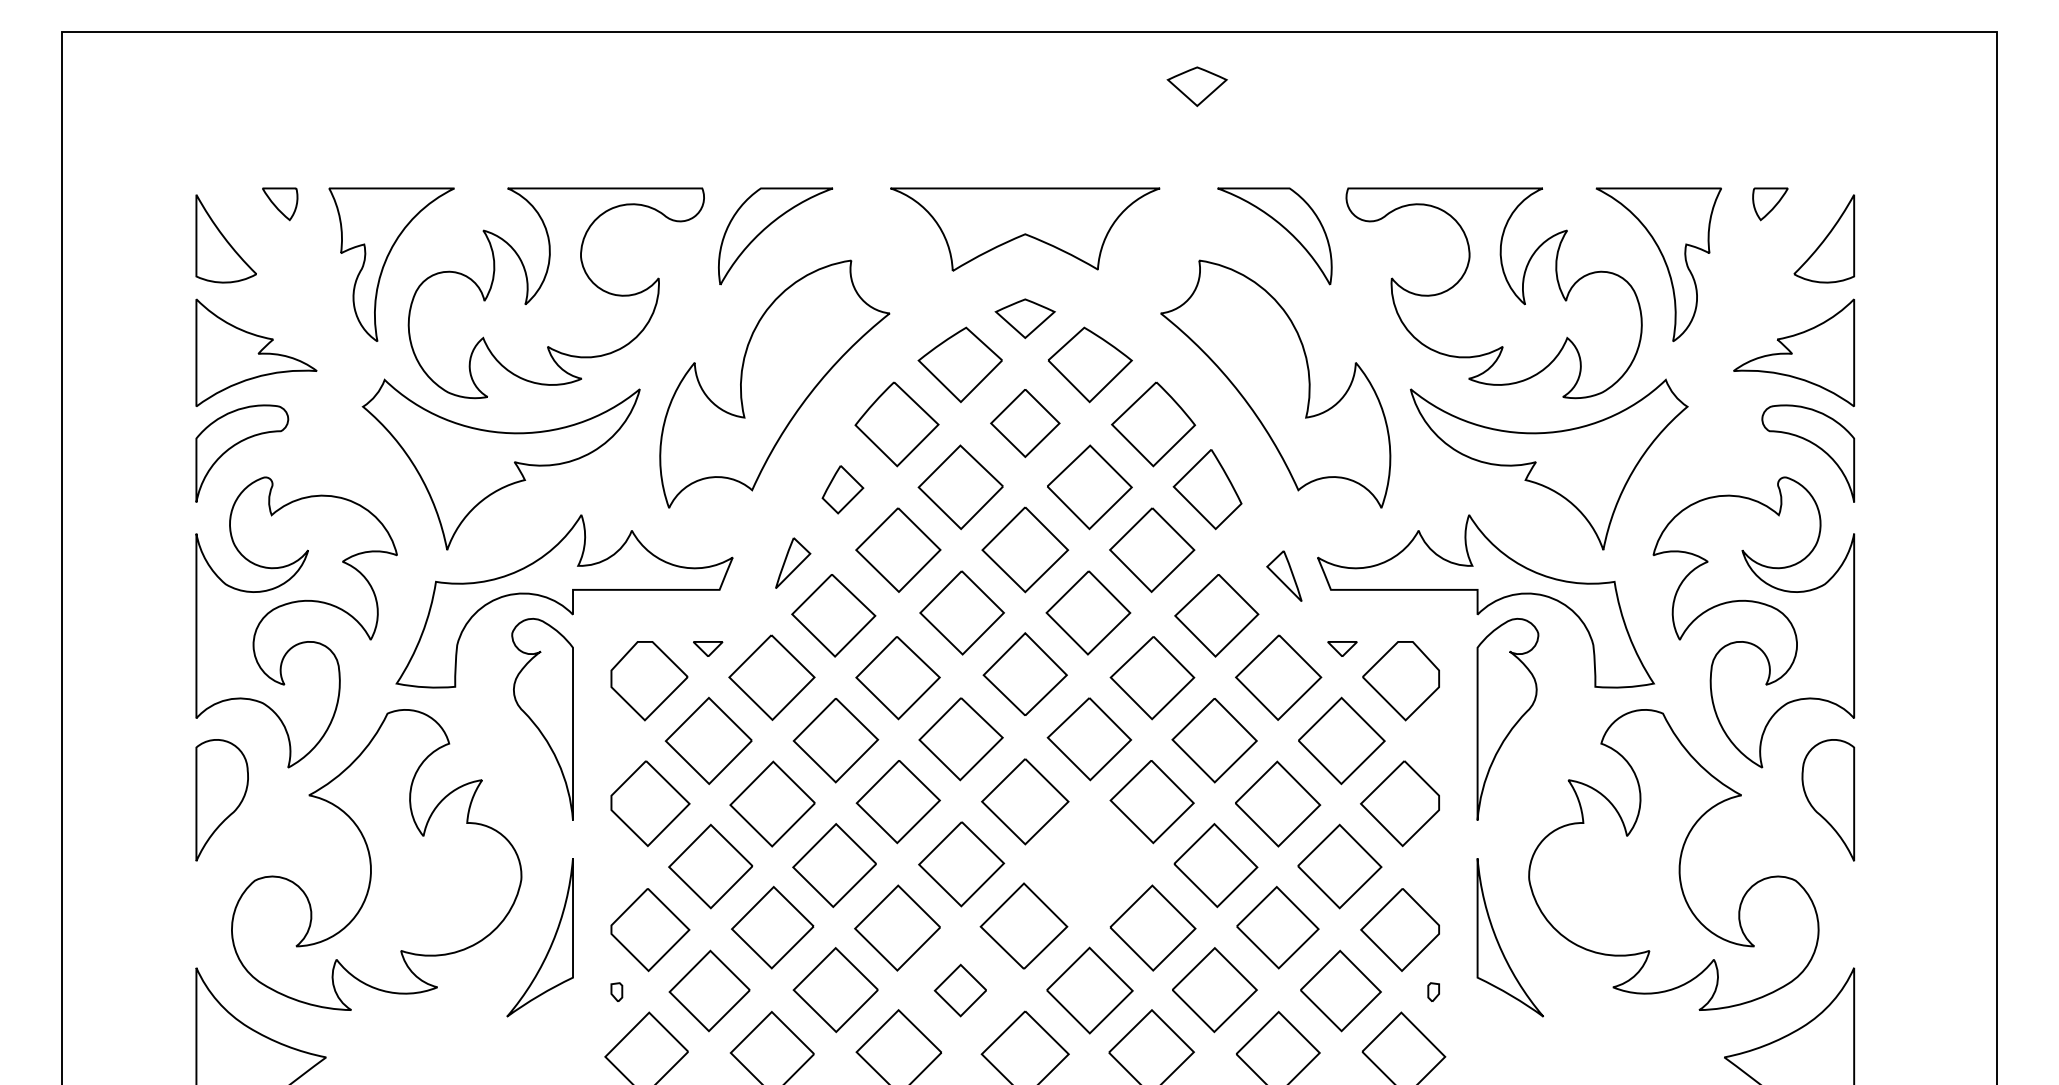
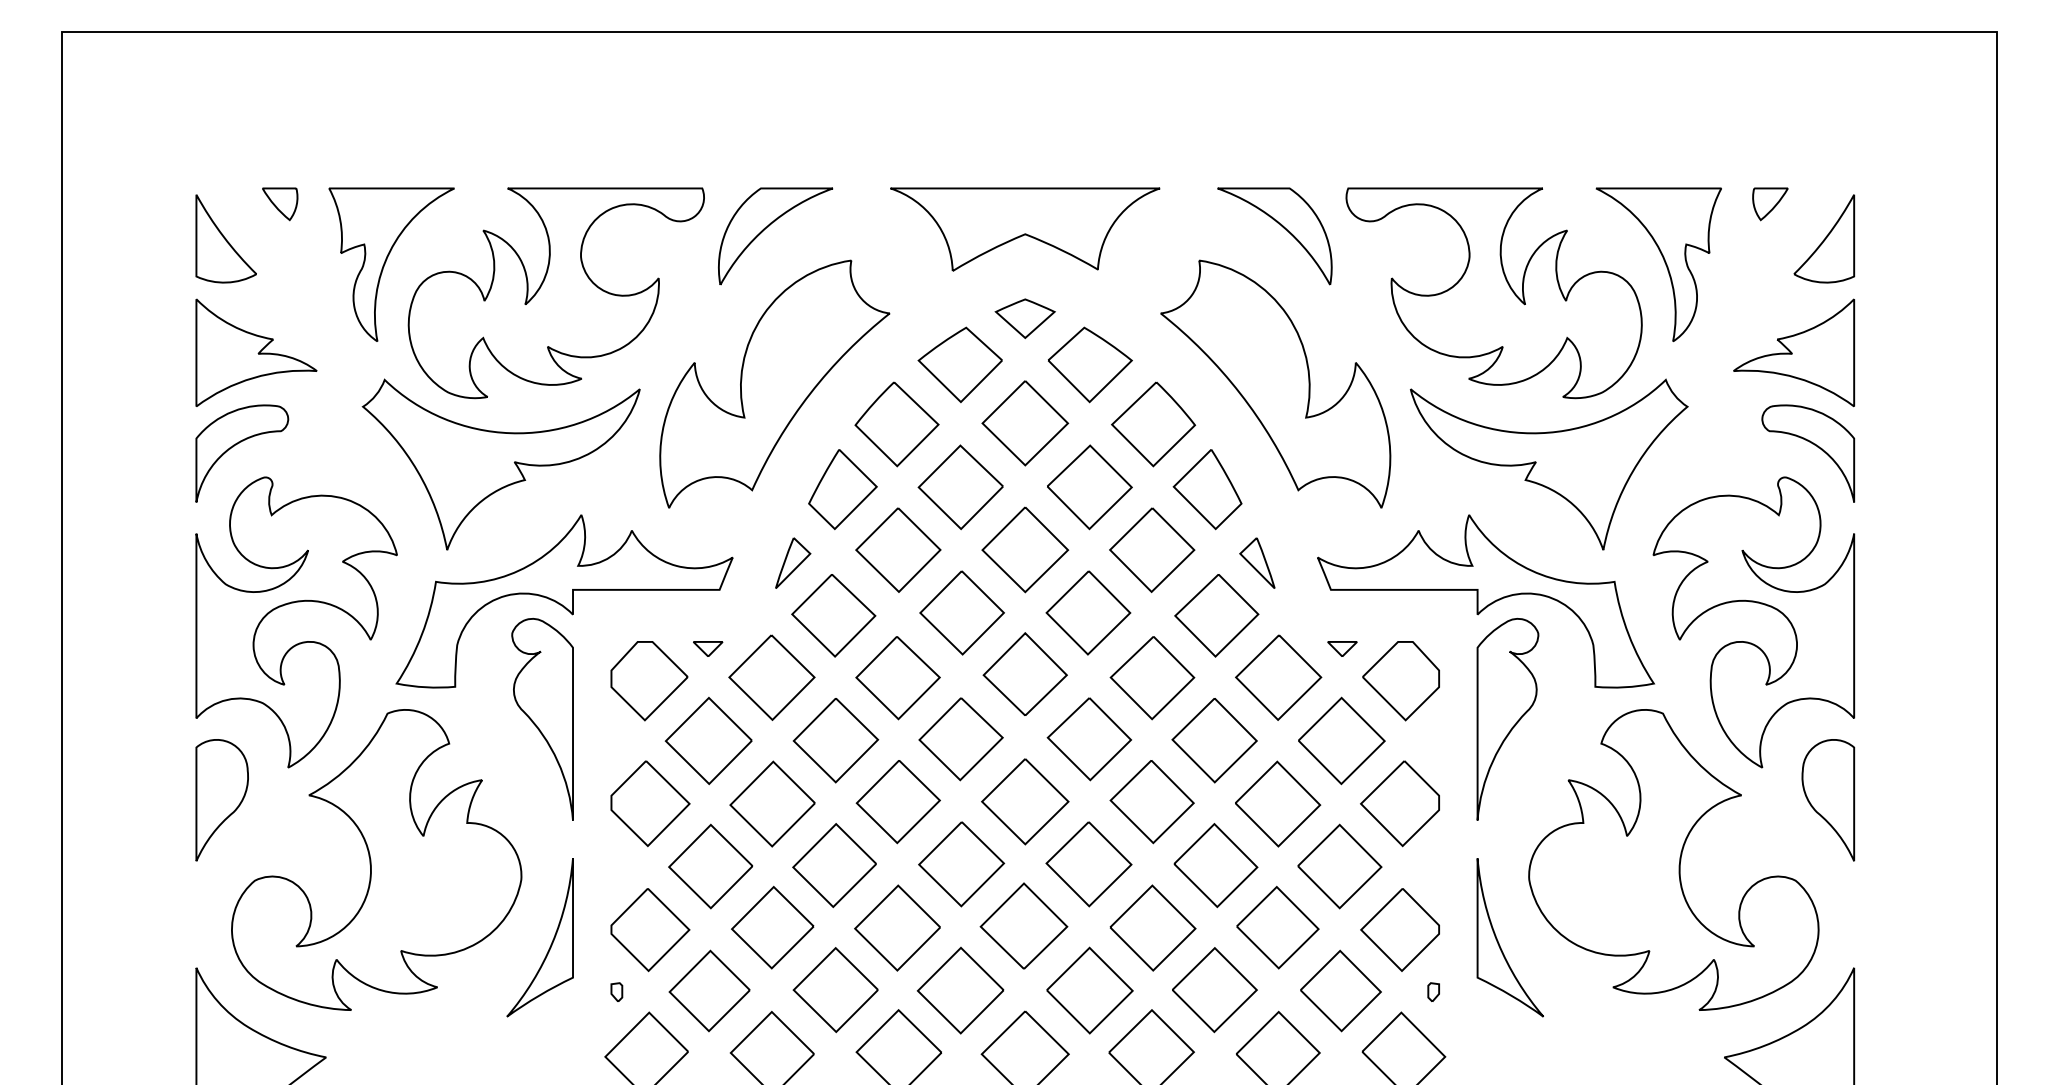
part: present -> none (1196, 86)
part size: 71x70 px -> 89x87 px (1025, 423)
part size: 44x50 px -> 70x82 px (842, 489)
part position: (1284, 575) -> (1257, 562) (1257, 562)
part: none -> present (1088, 864)
part size: 54x55 px -> 89x89 px (960, 990)
